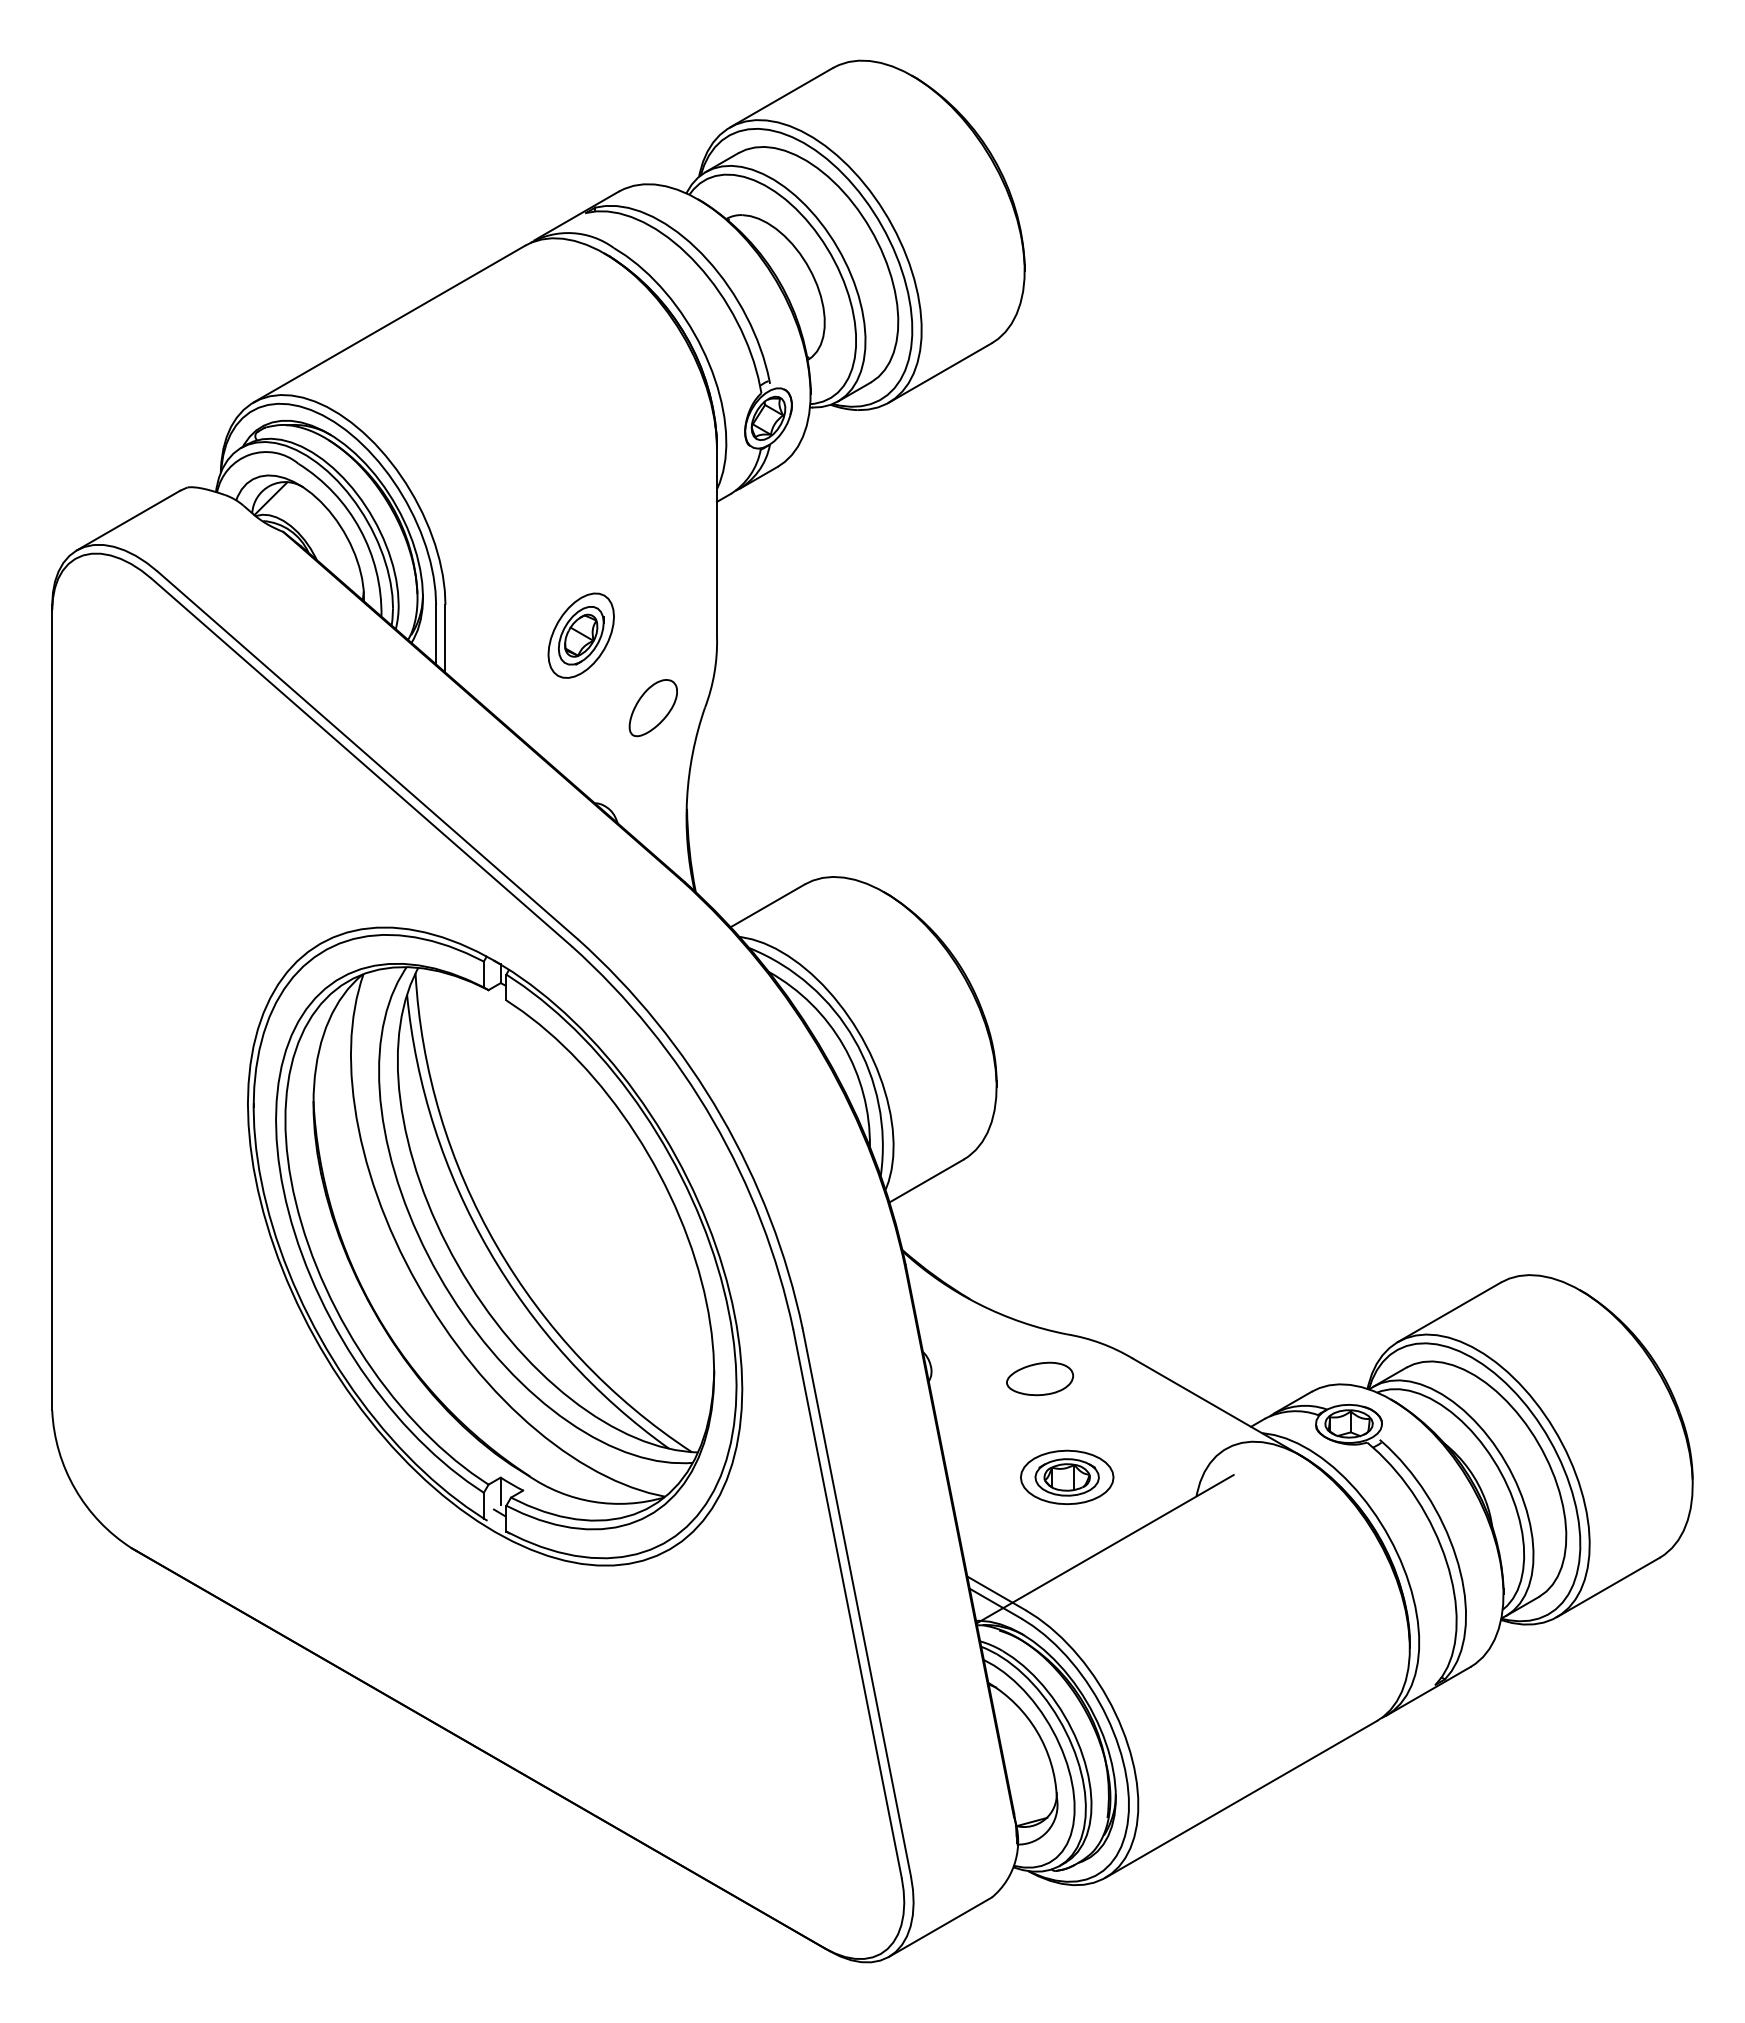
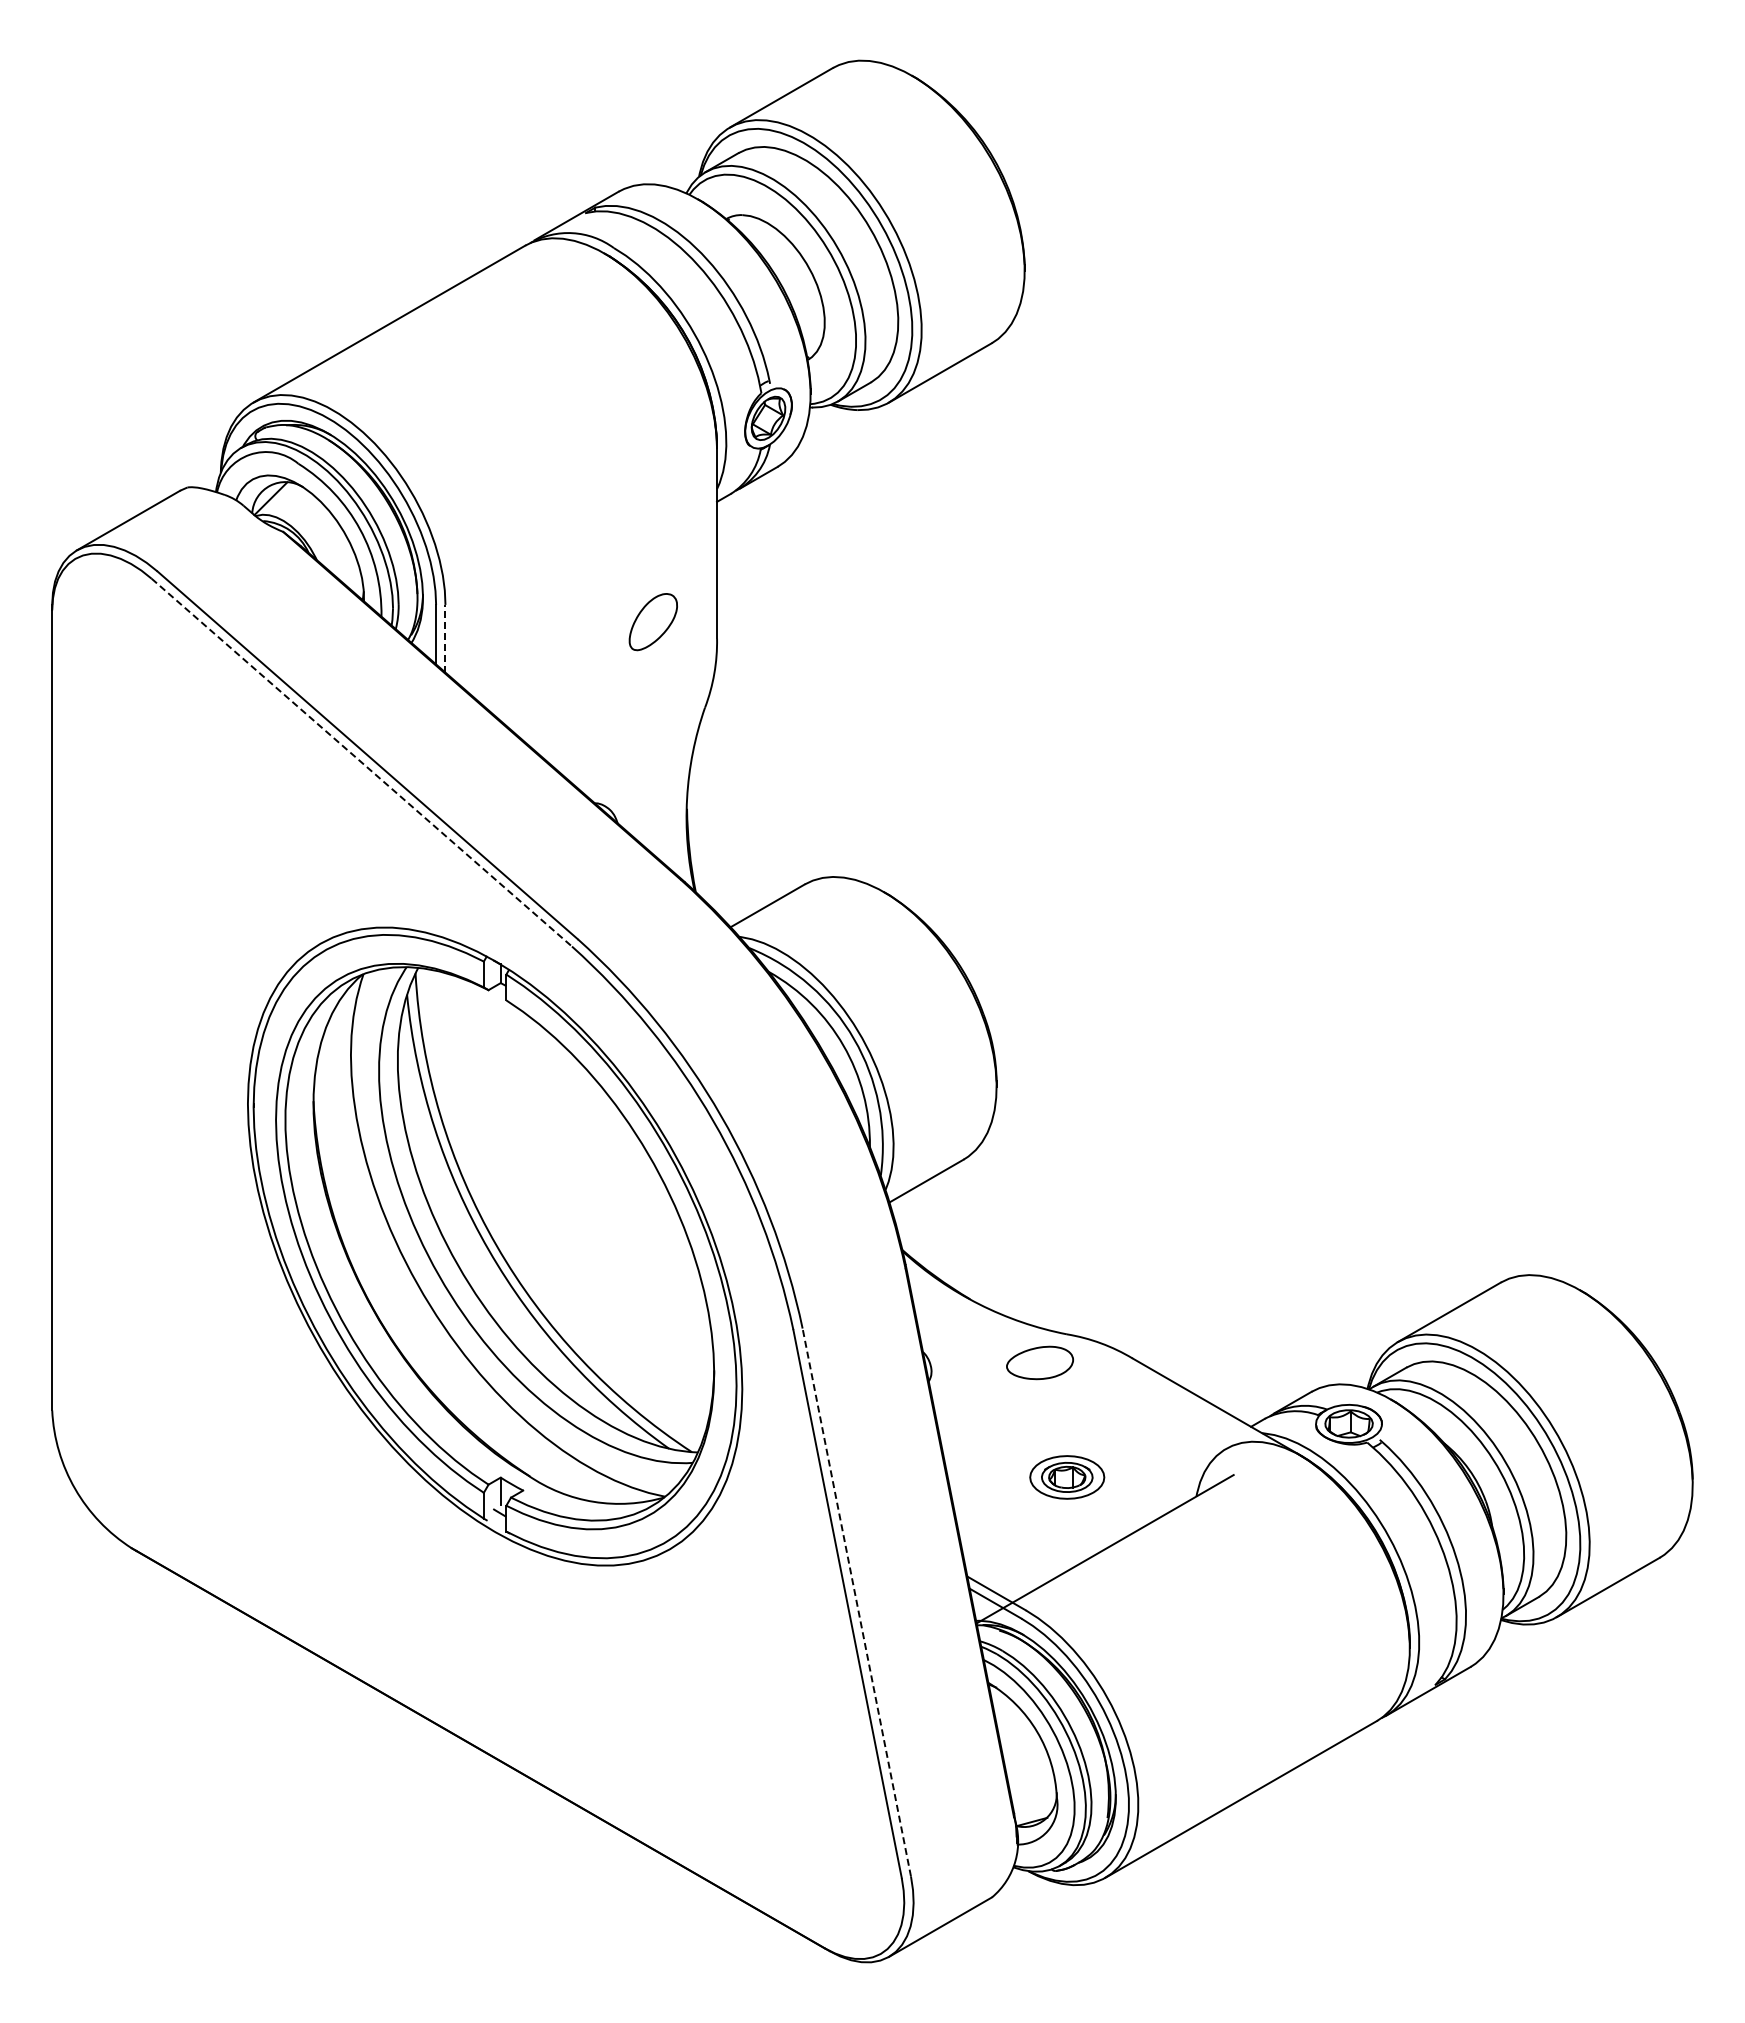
part: present -> none (580, 635)
line: solid -> dashed (445, 638)
part position: (652, 708) -> (652, 622) (652, 622)
line: solid -> dashed (362, 762)
part position: (1039, 1378) -> (1039, 1362) (1039, 1362)
part size: 95x57 px -> 77x45 px (1067, 1477)
line: solid -> dashed (856, 1602)
